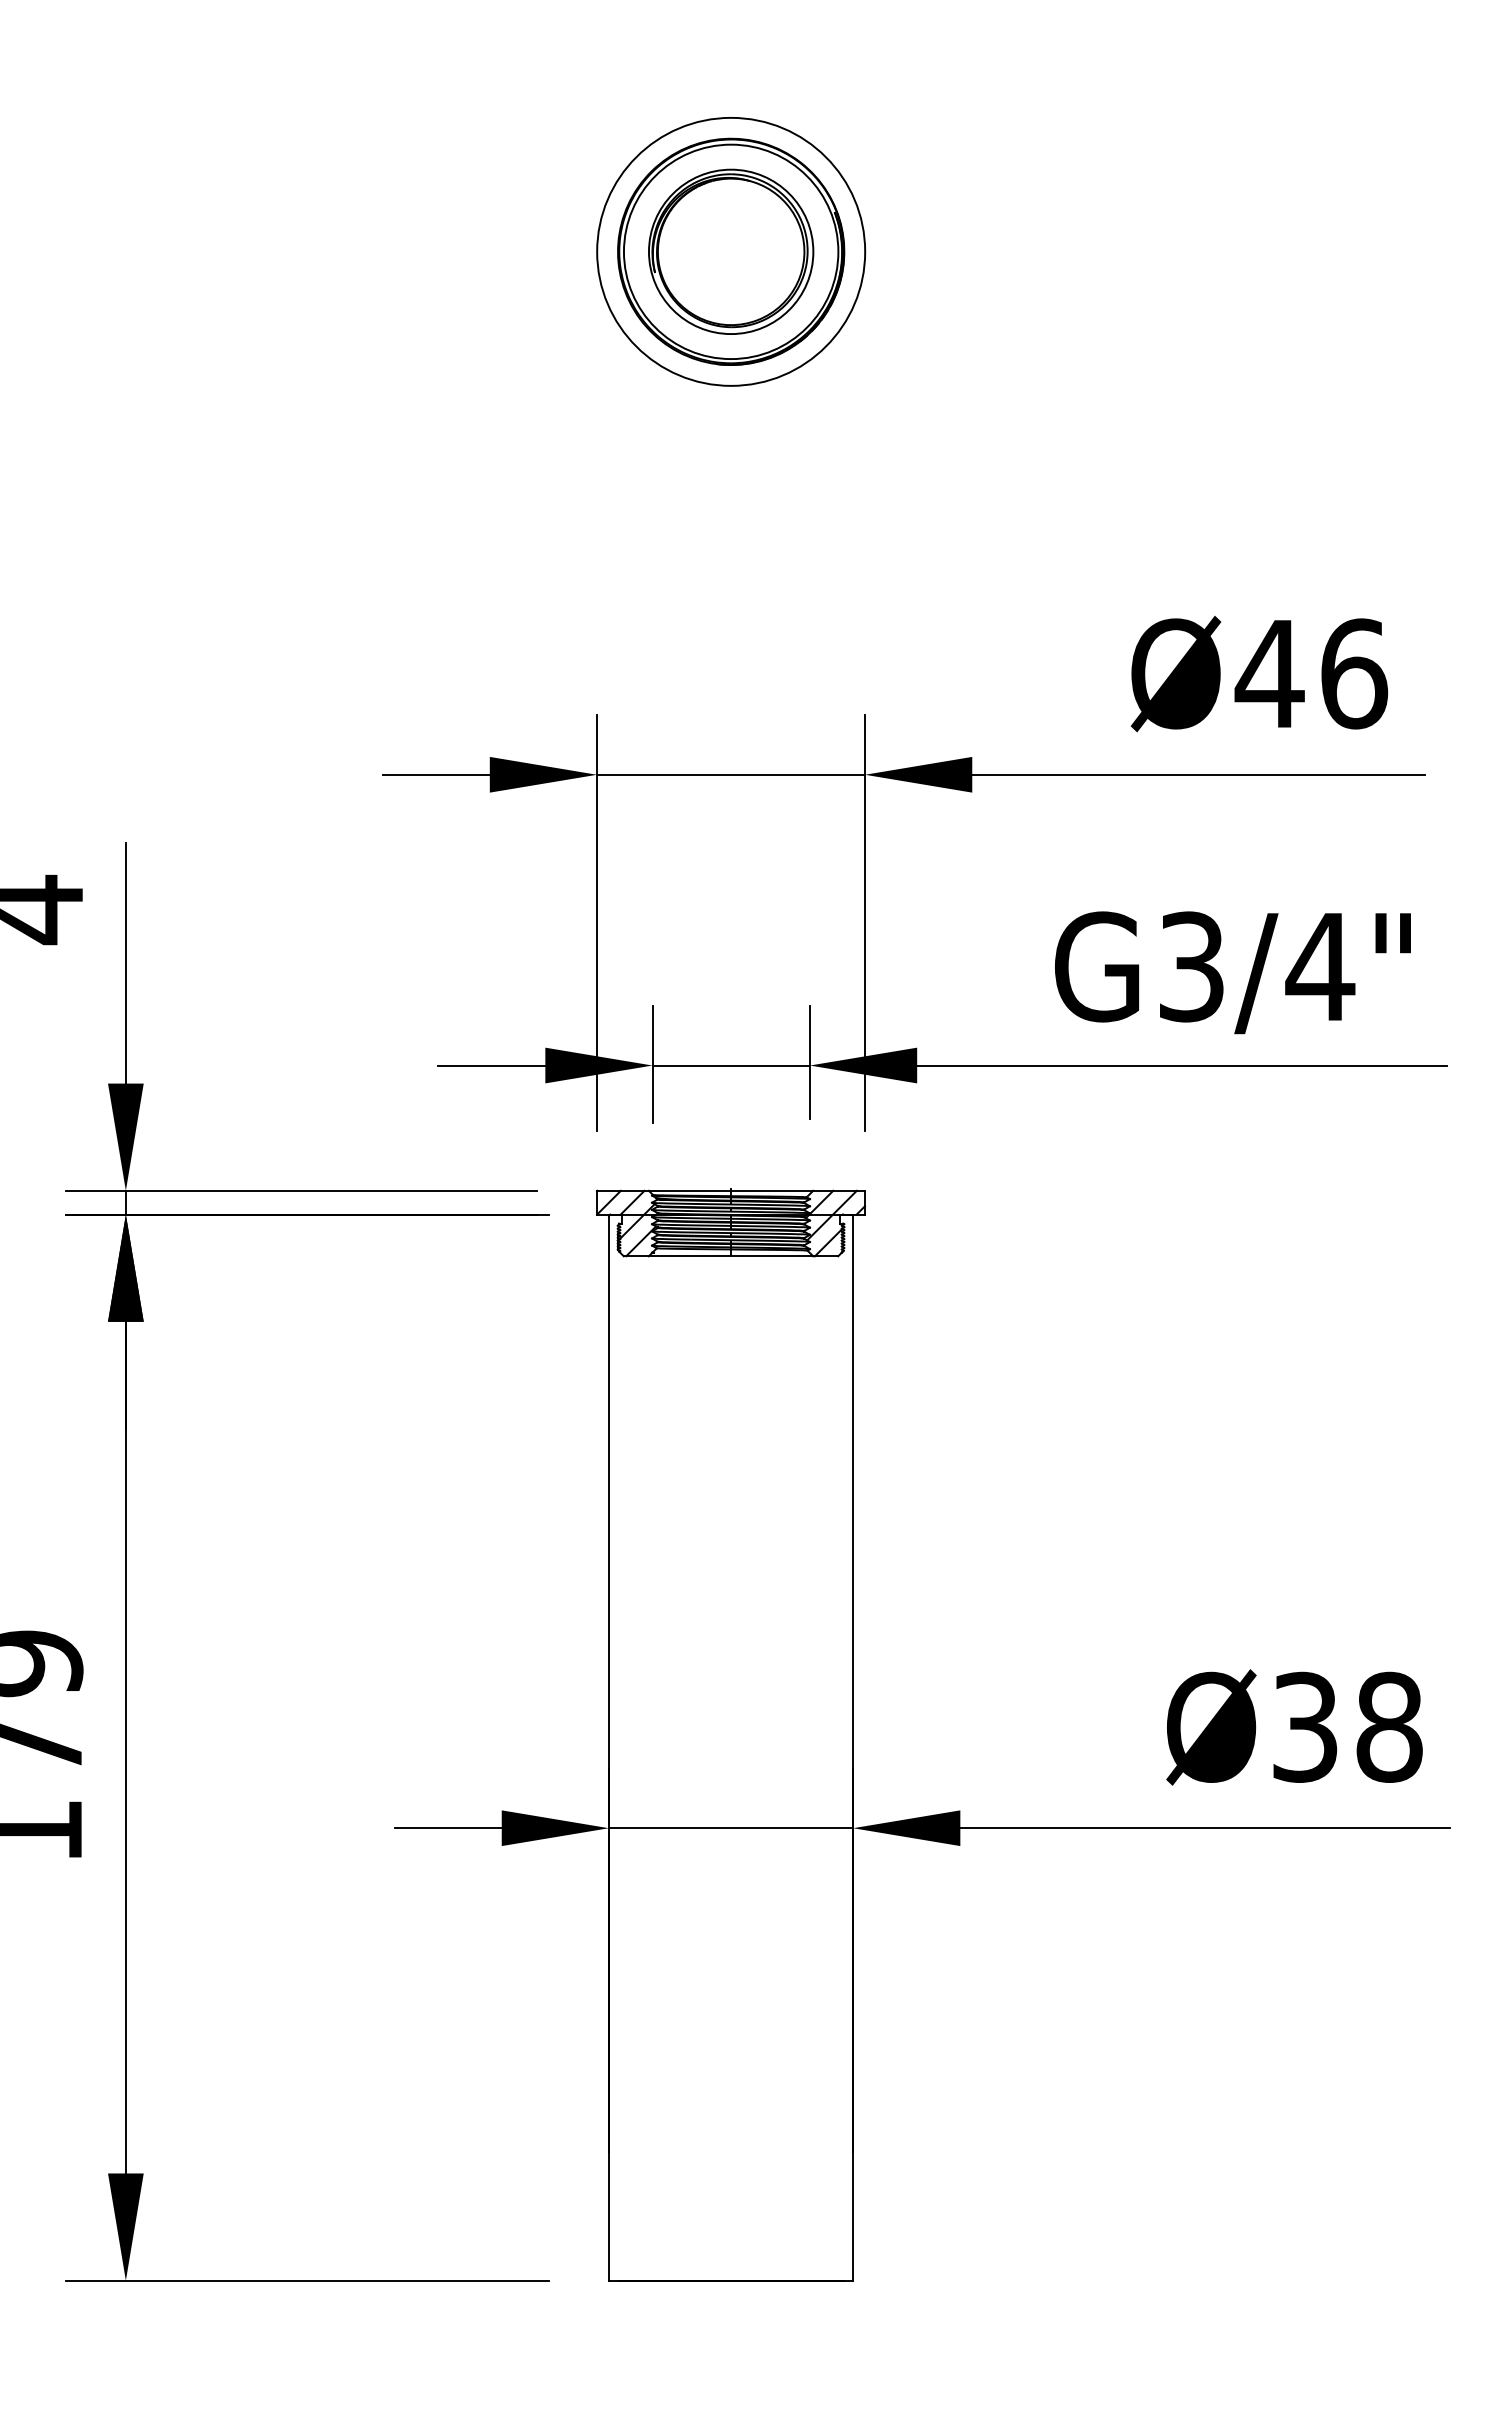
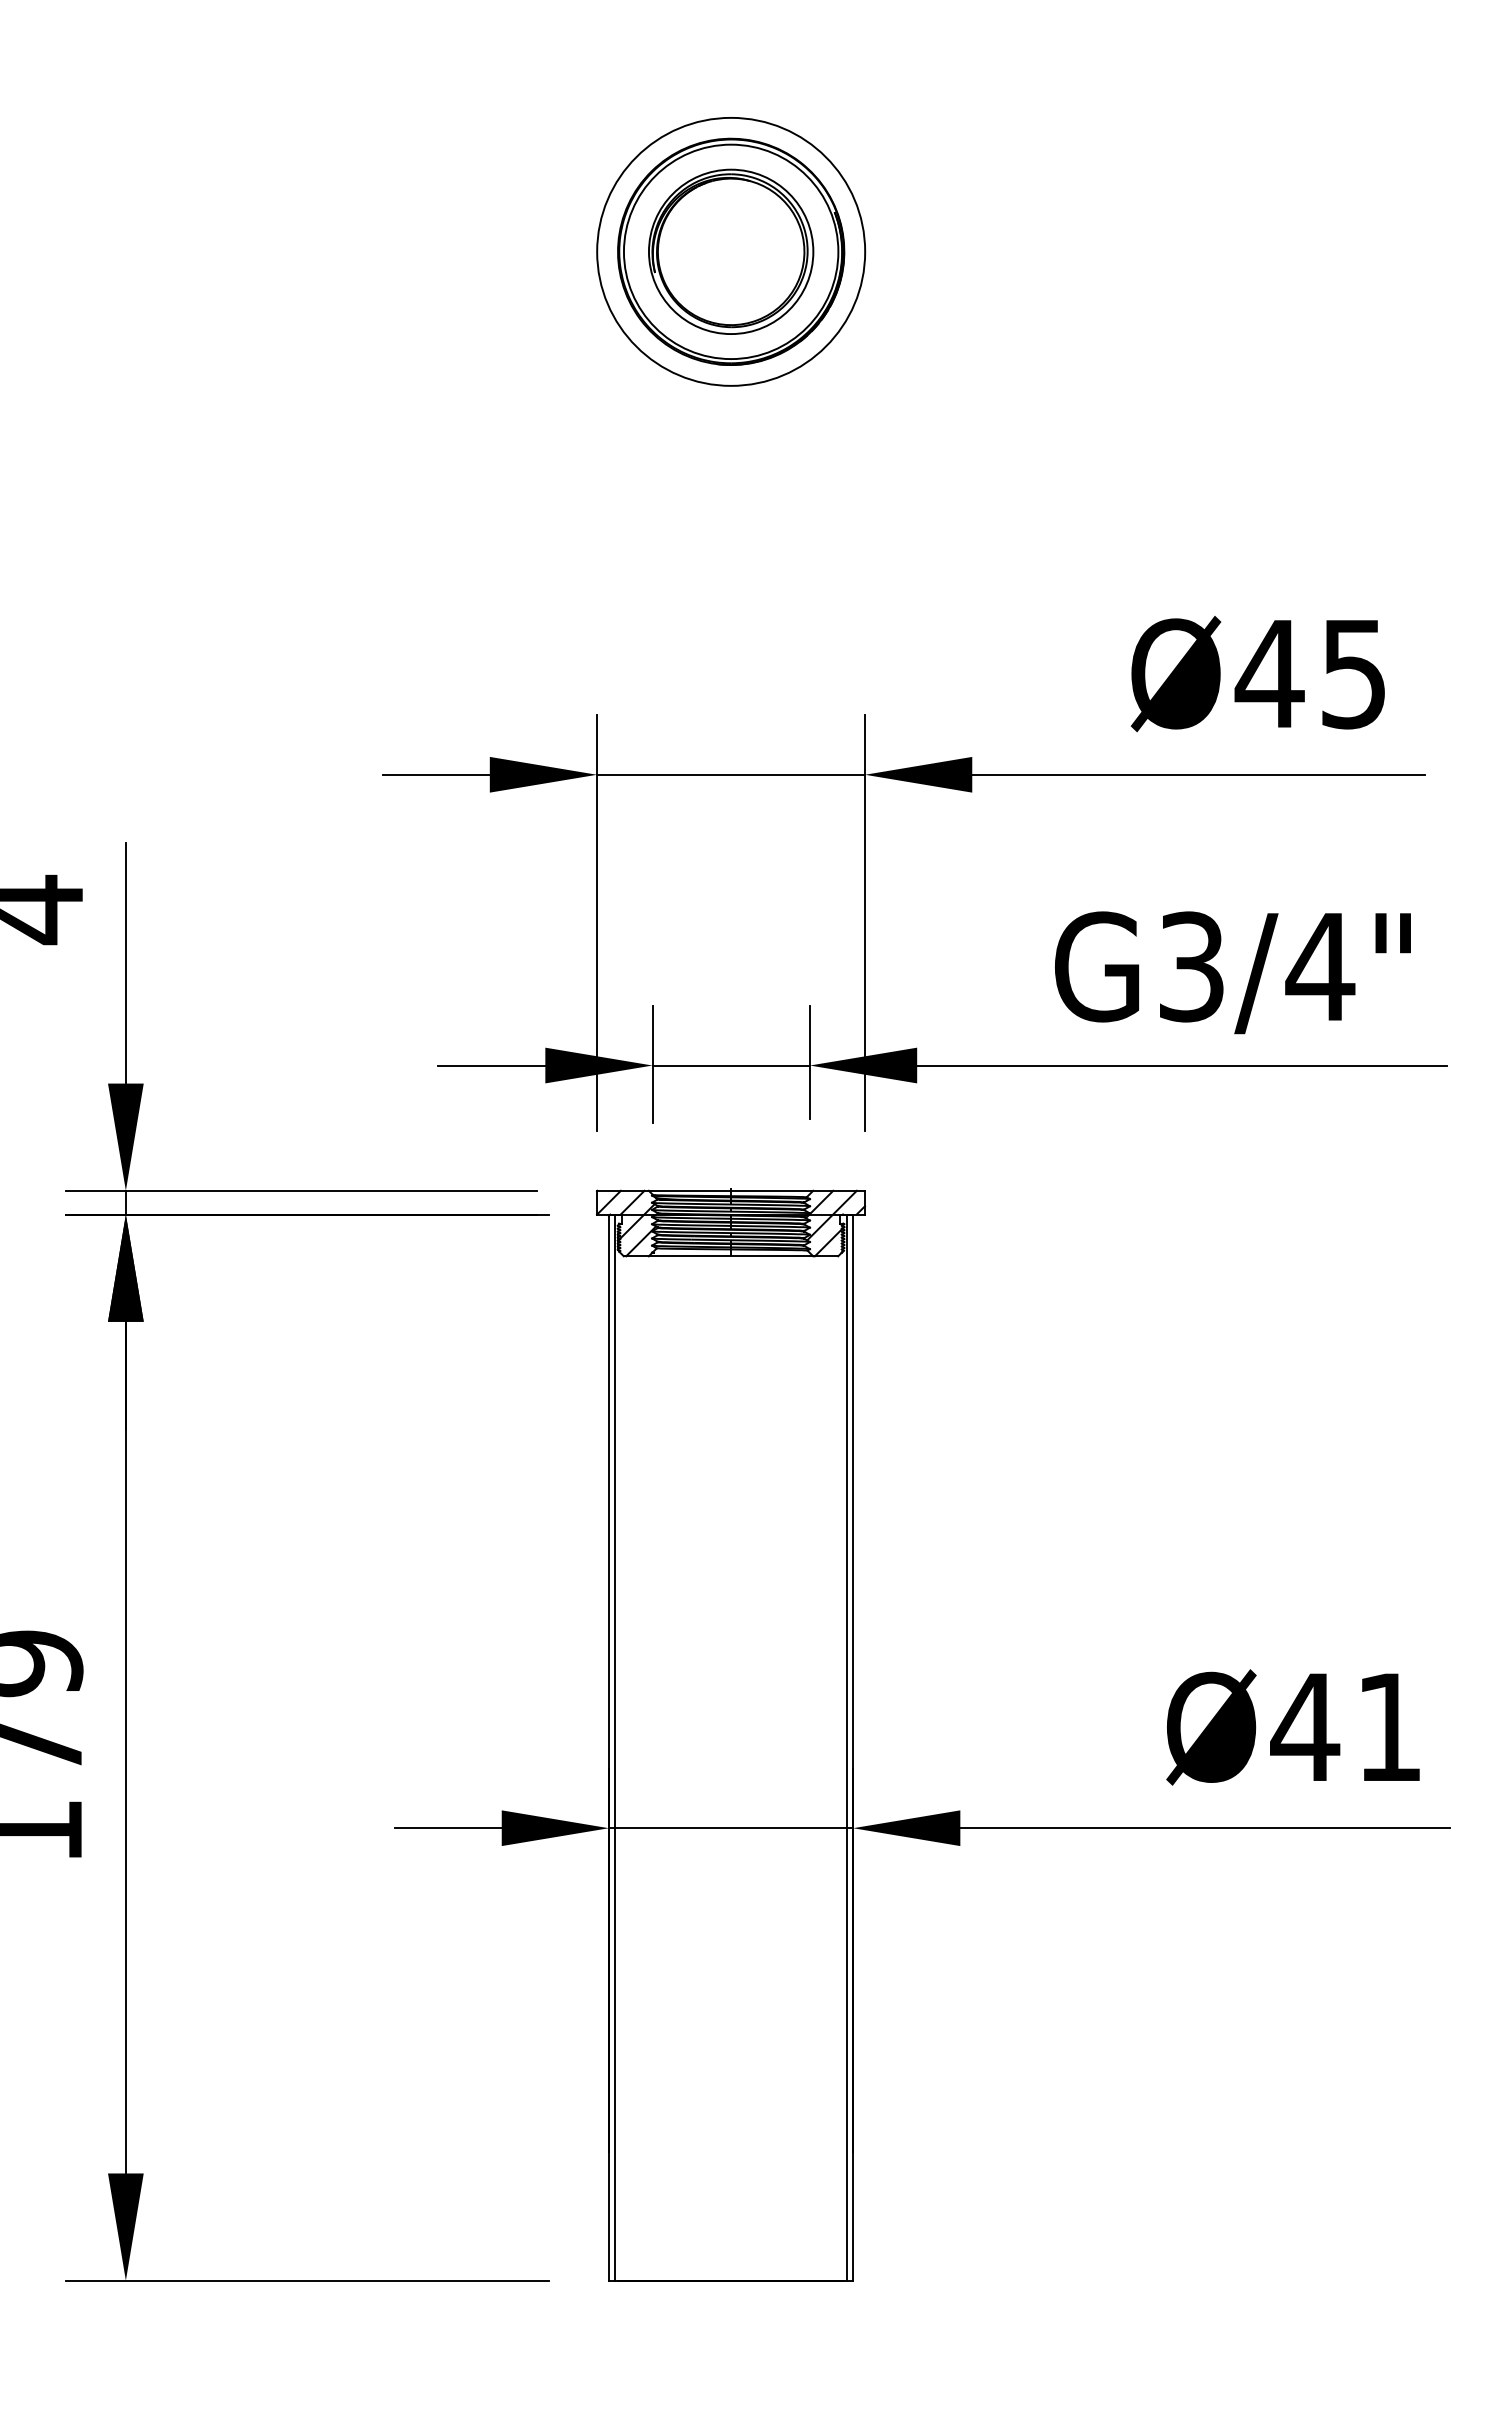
text: Ø46 -> Ø45 (1354, 673)
text: Ø38 -> Ø41 (1346, 1726)
line: none -> present (614, 1747)
line: none -> present (847, 1747)
